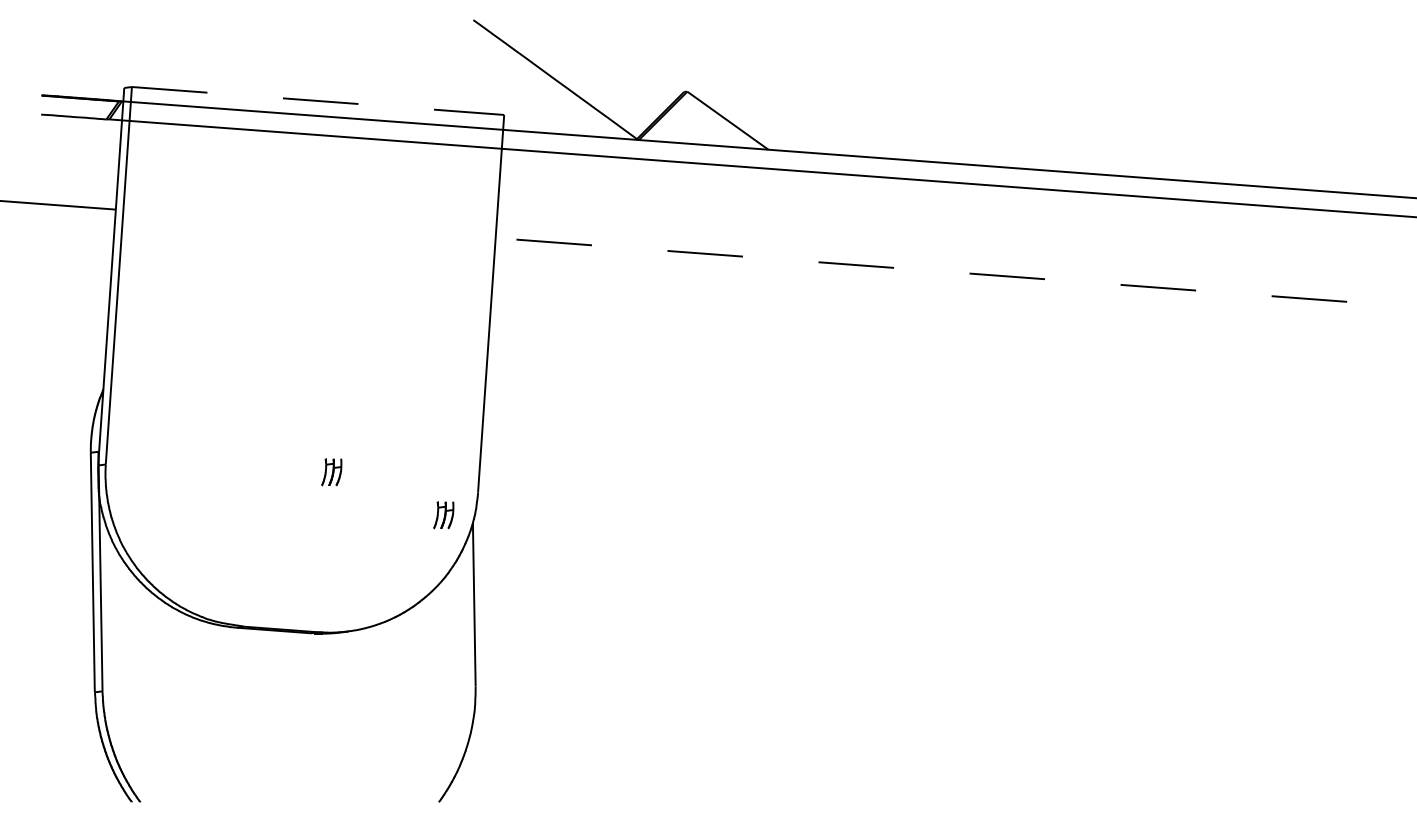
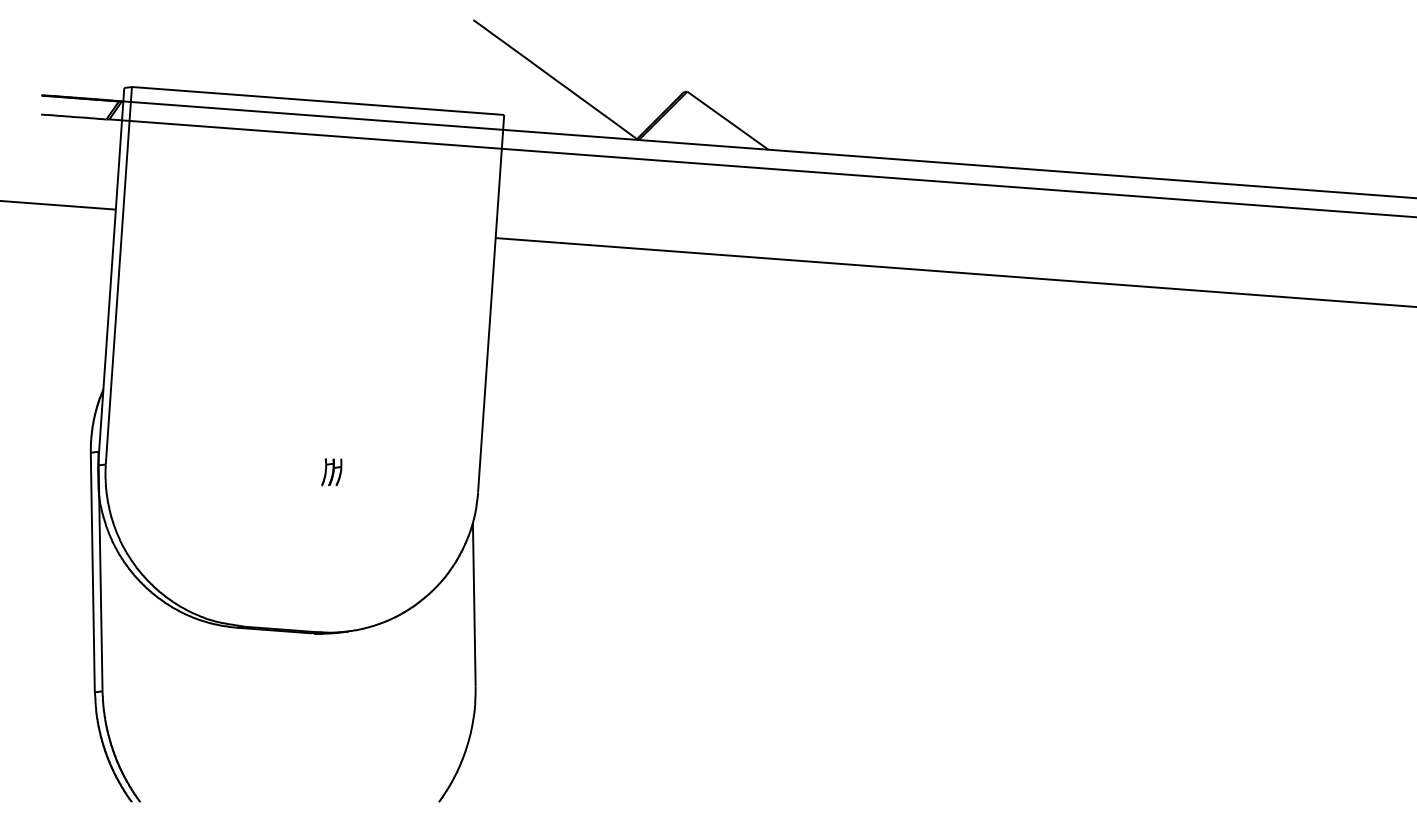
line: dashed -> solid (318, 100)
line: dashed -> solid (955, 272)
part: present -> none (443, 515)
